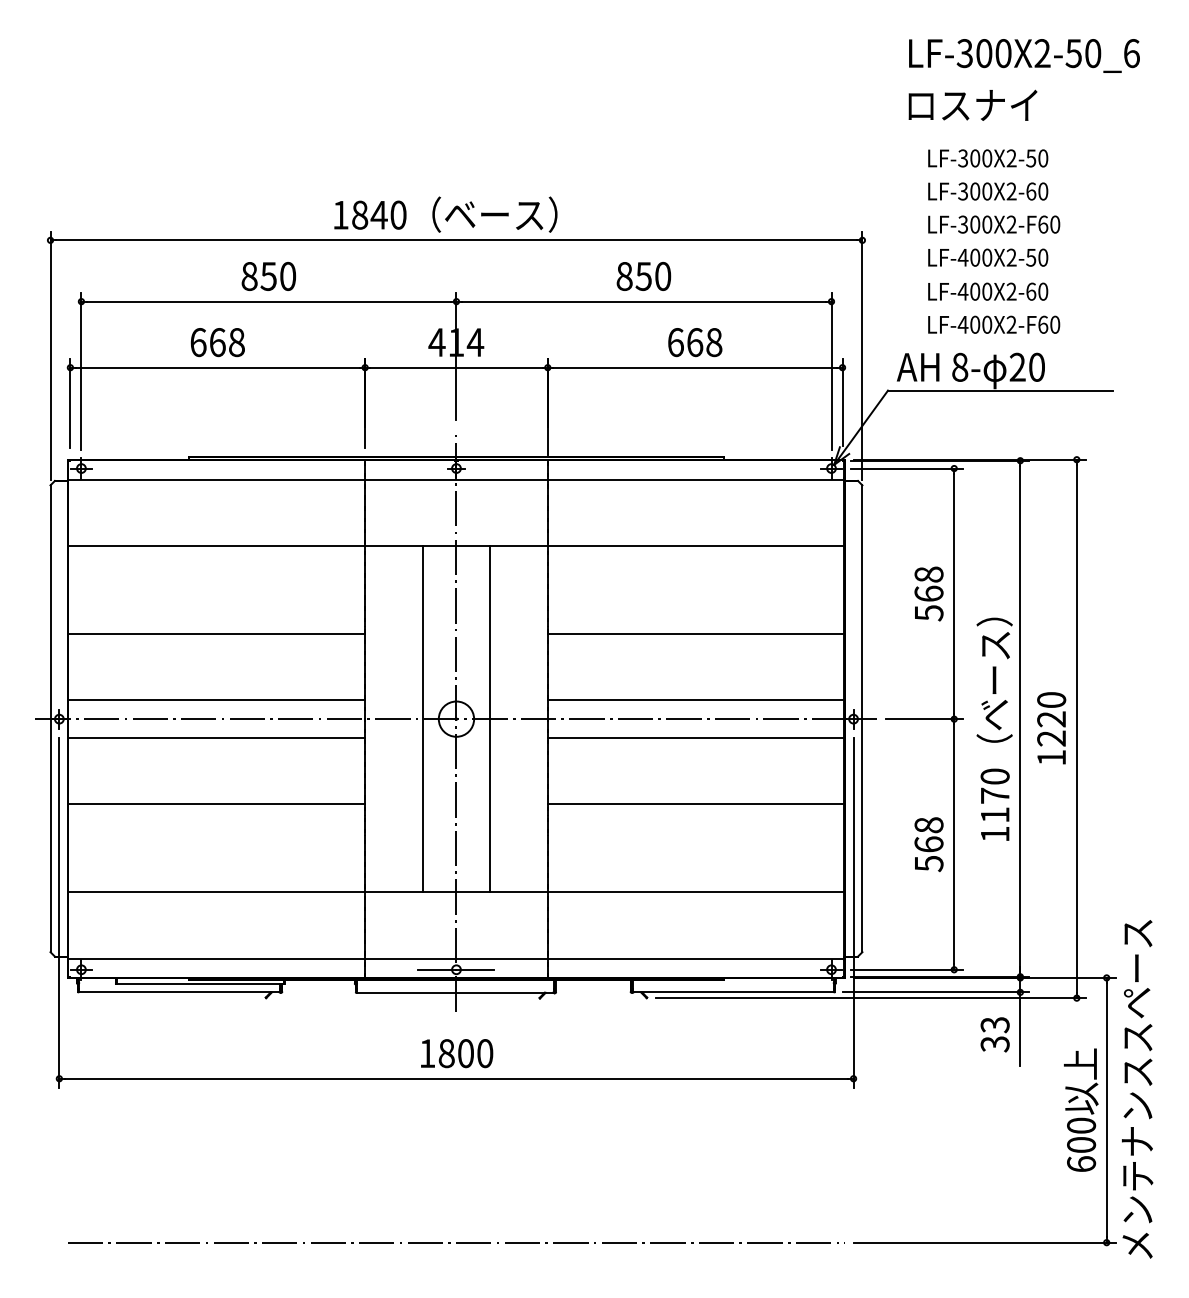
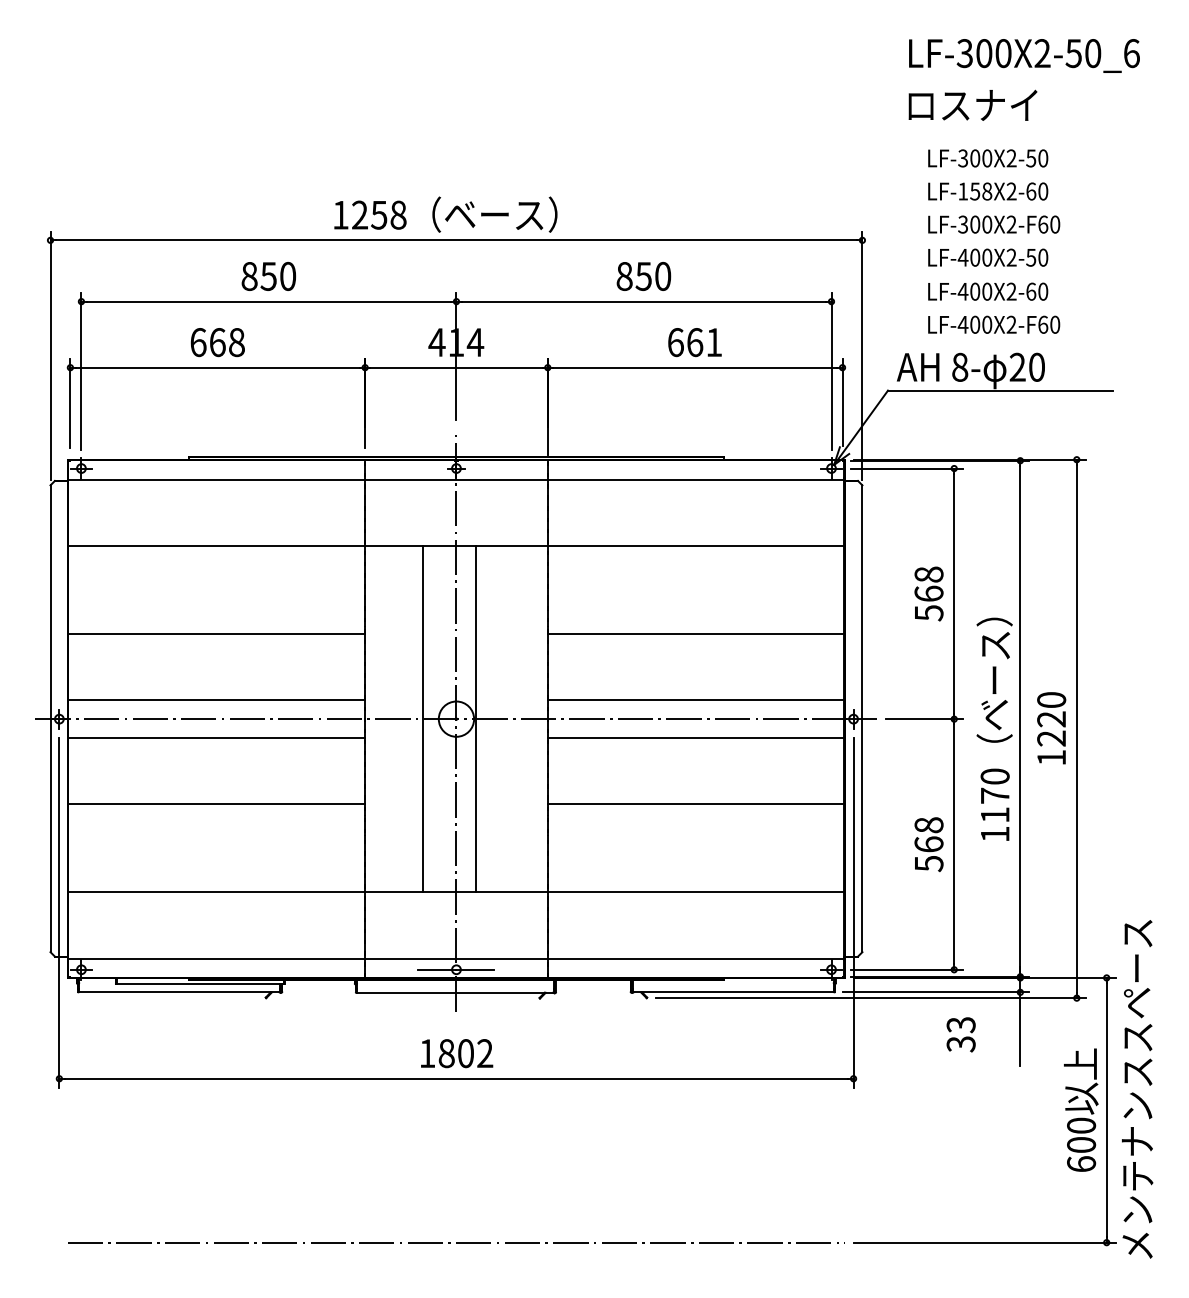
text: LF-300X2-60 -> LF-158X2-60 (975, 191)
text: 1840 -> 1258 (379, 214)
text: 668 -> 661 (714, 342)
line position: (489, 718) -> (475, 718) (475, 718)
text position: (994, 1034) -> (960, 1034) (960, 1034)
text: 1800 -> 1802 (485, 1053)
